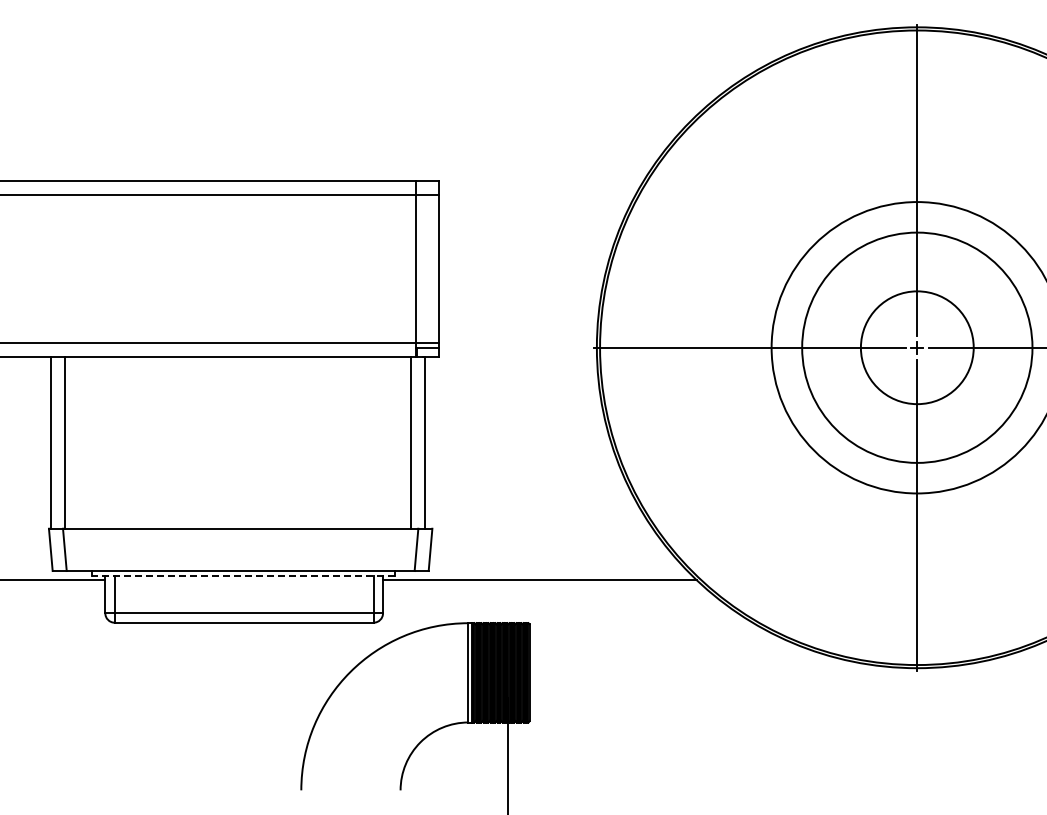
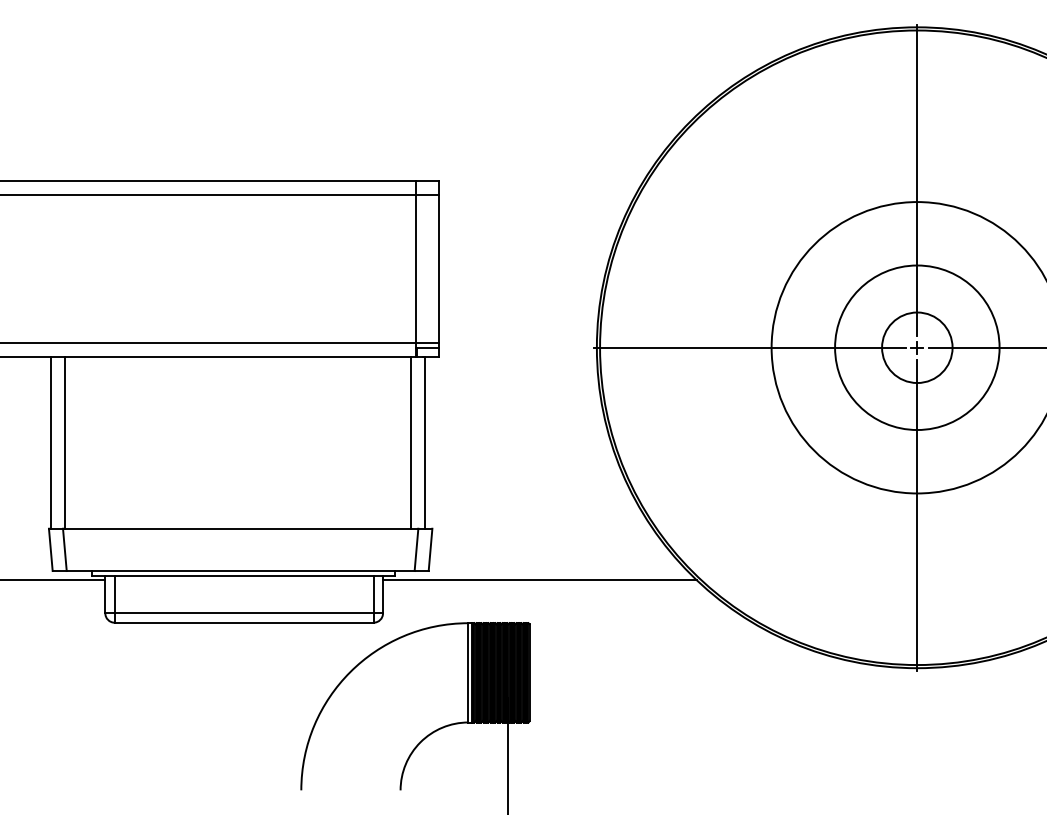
circle diameter: 113 px -> 71 px (917, 347)
circle diameter: 230 px -> 165 px (917, 347)
line: dashed -> solid (242, 575)
